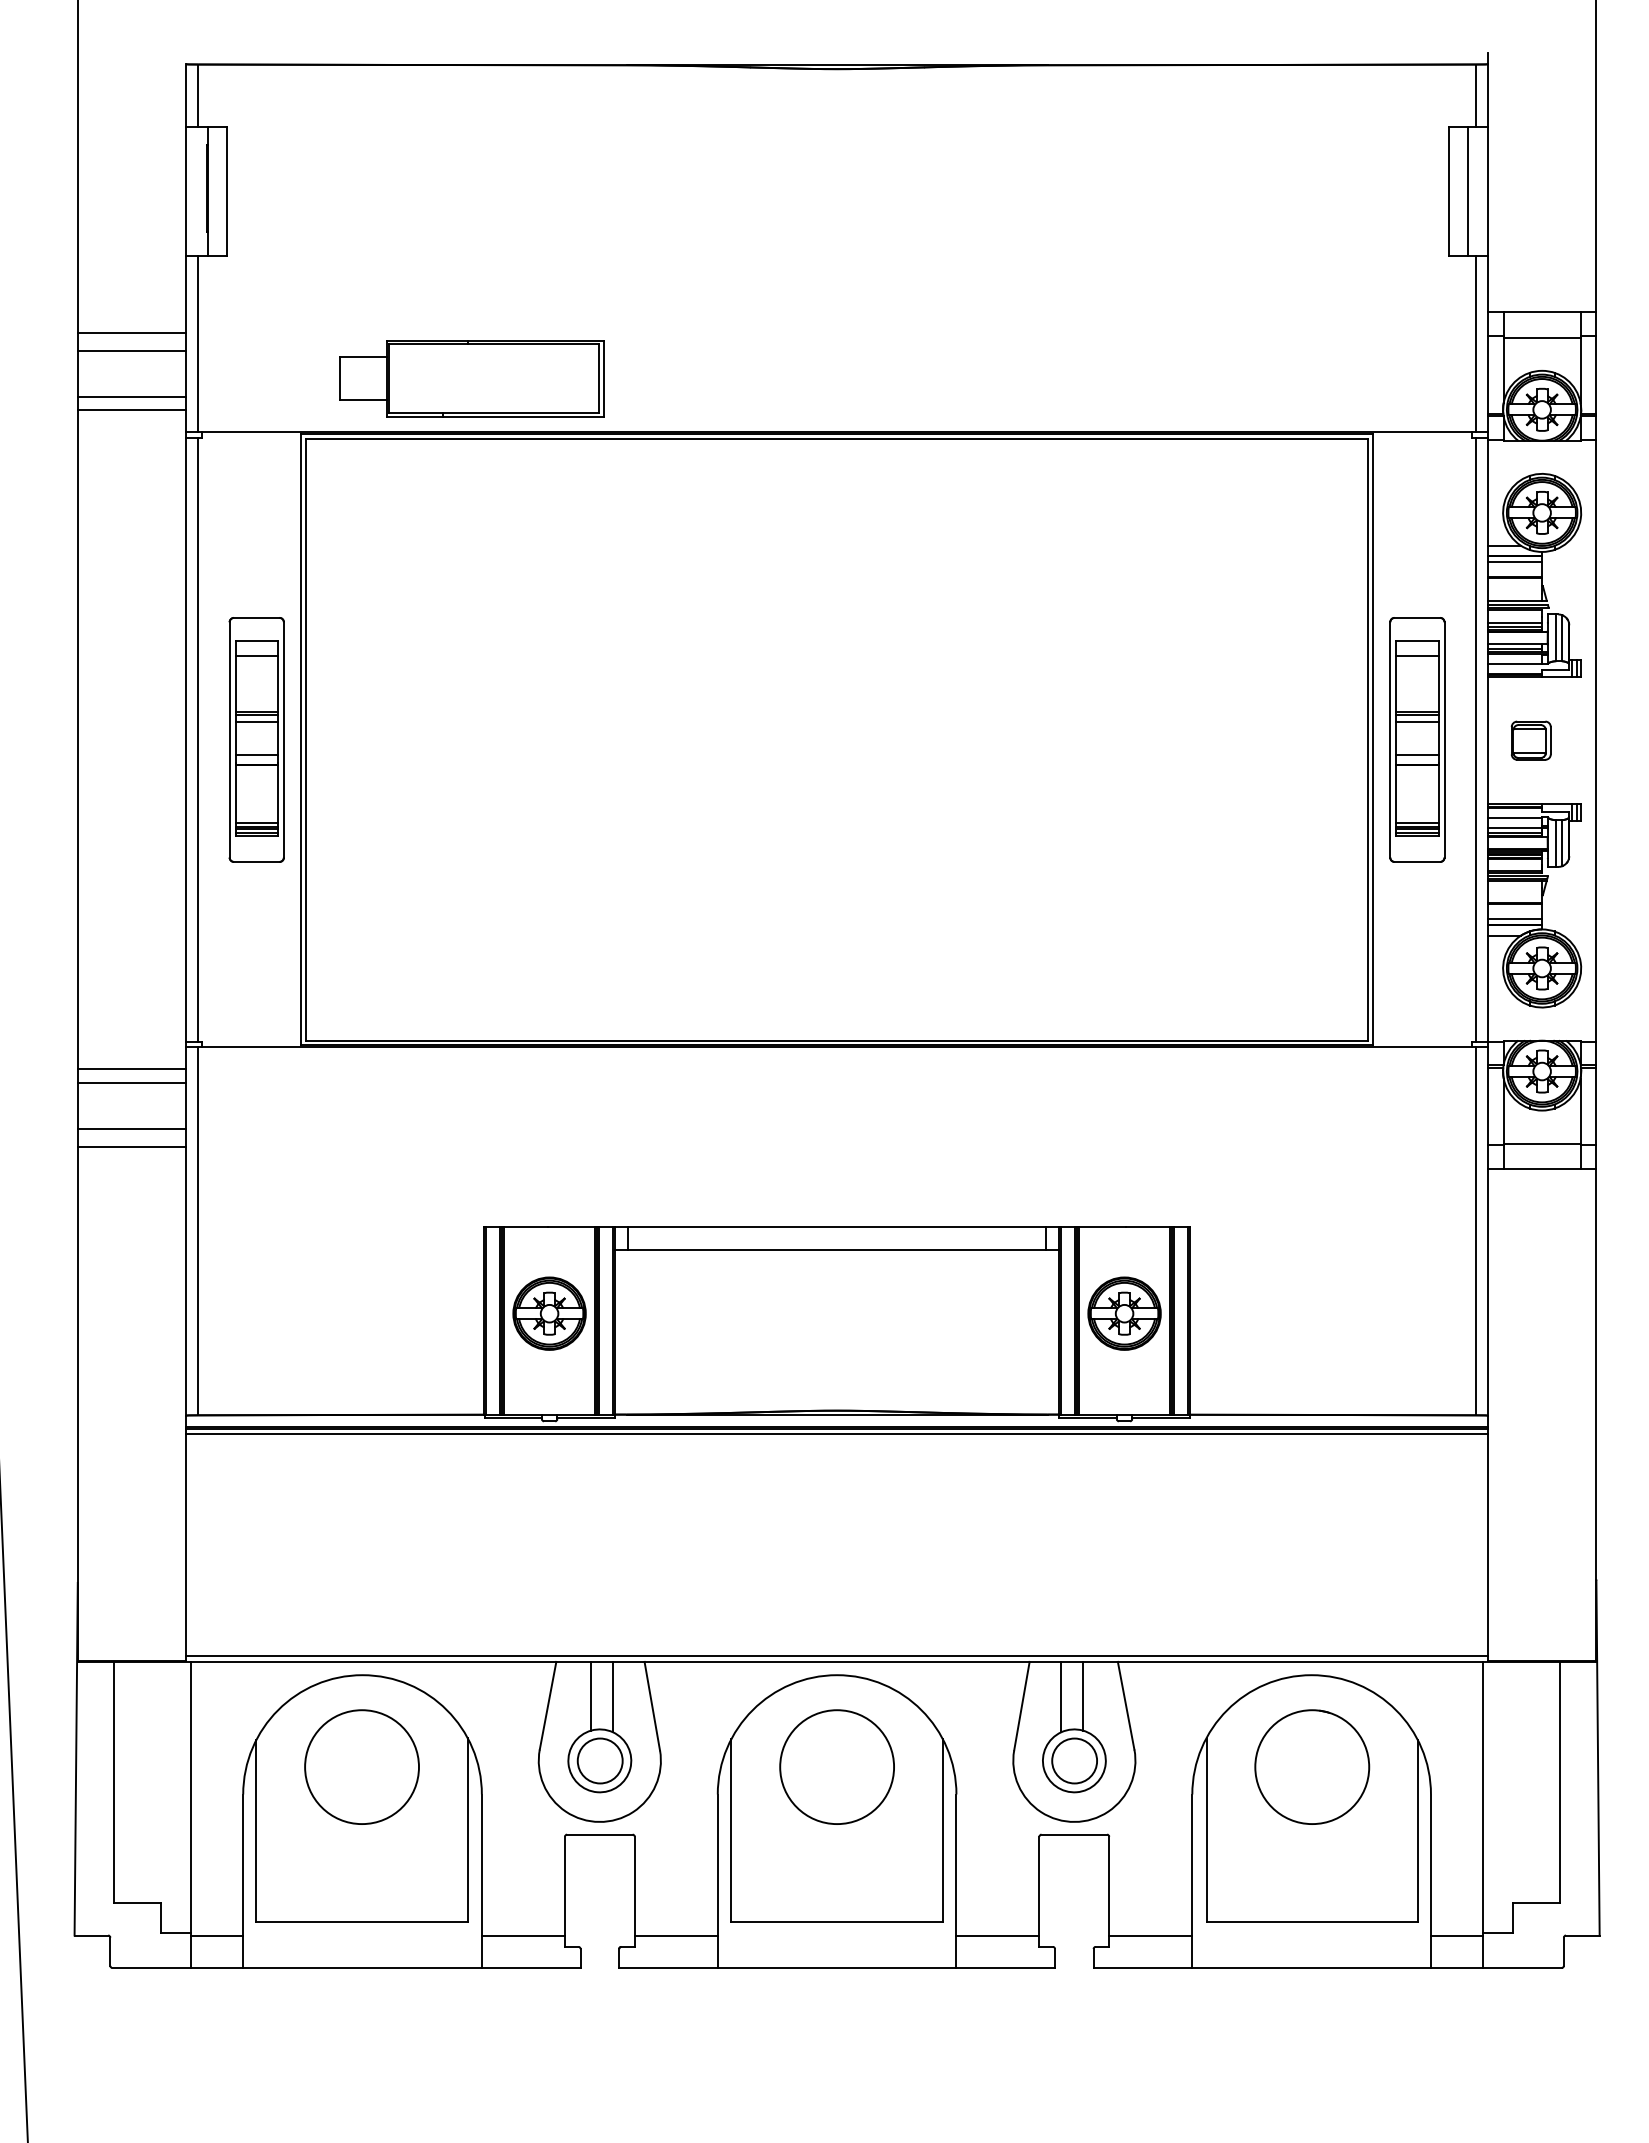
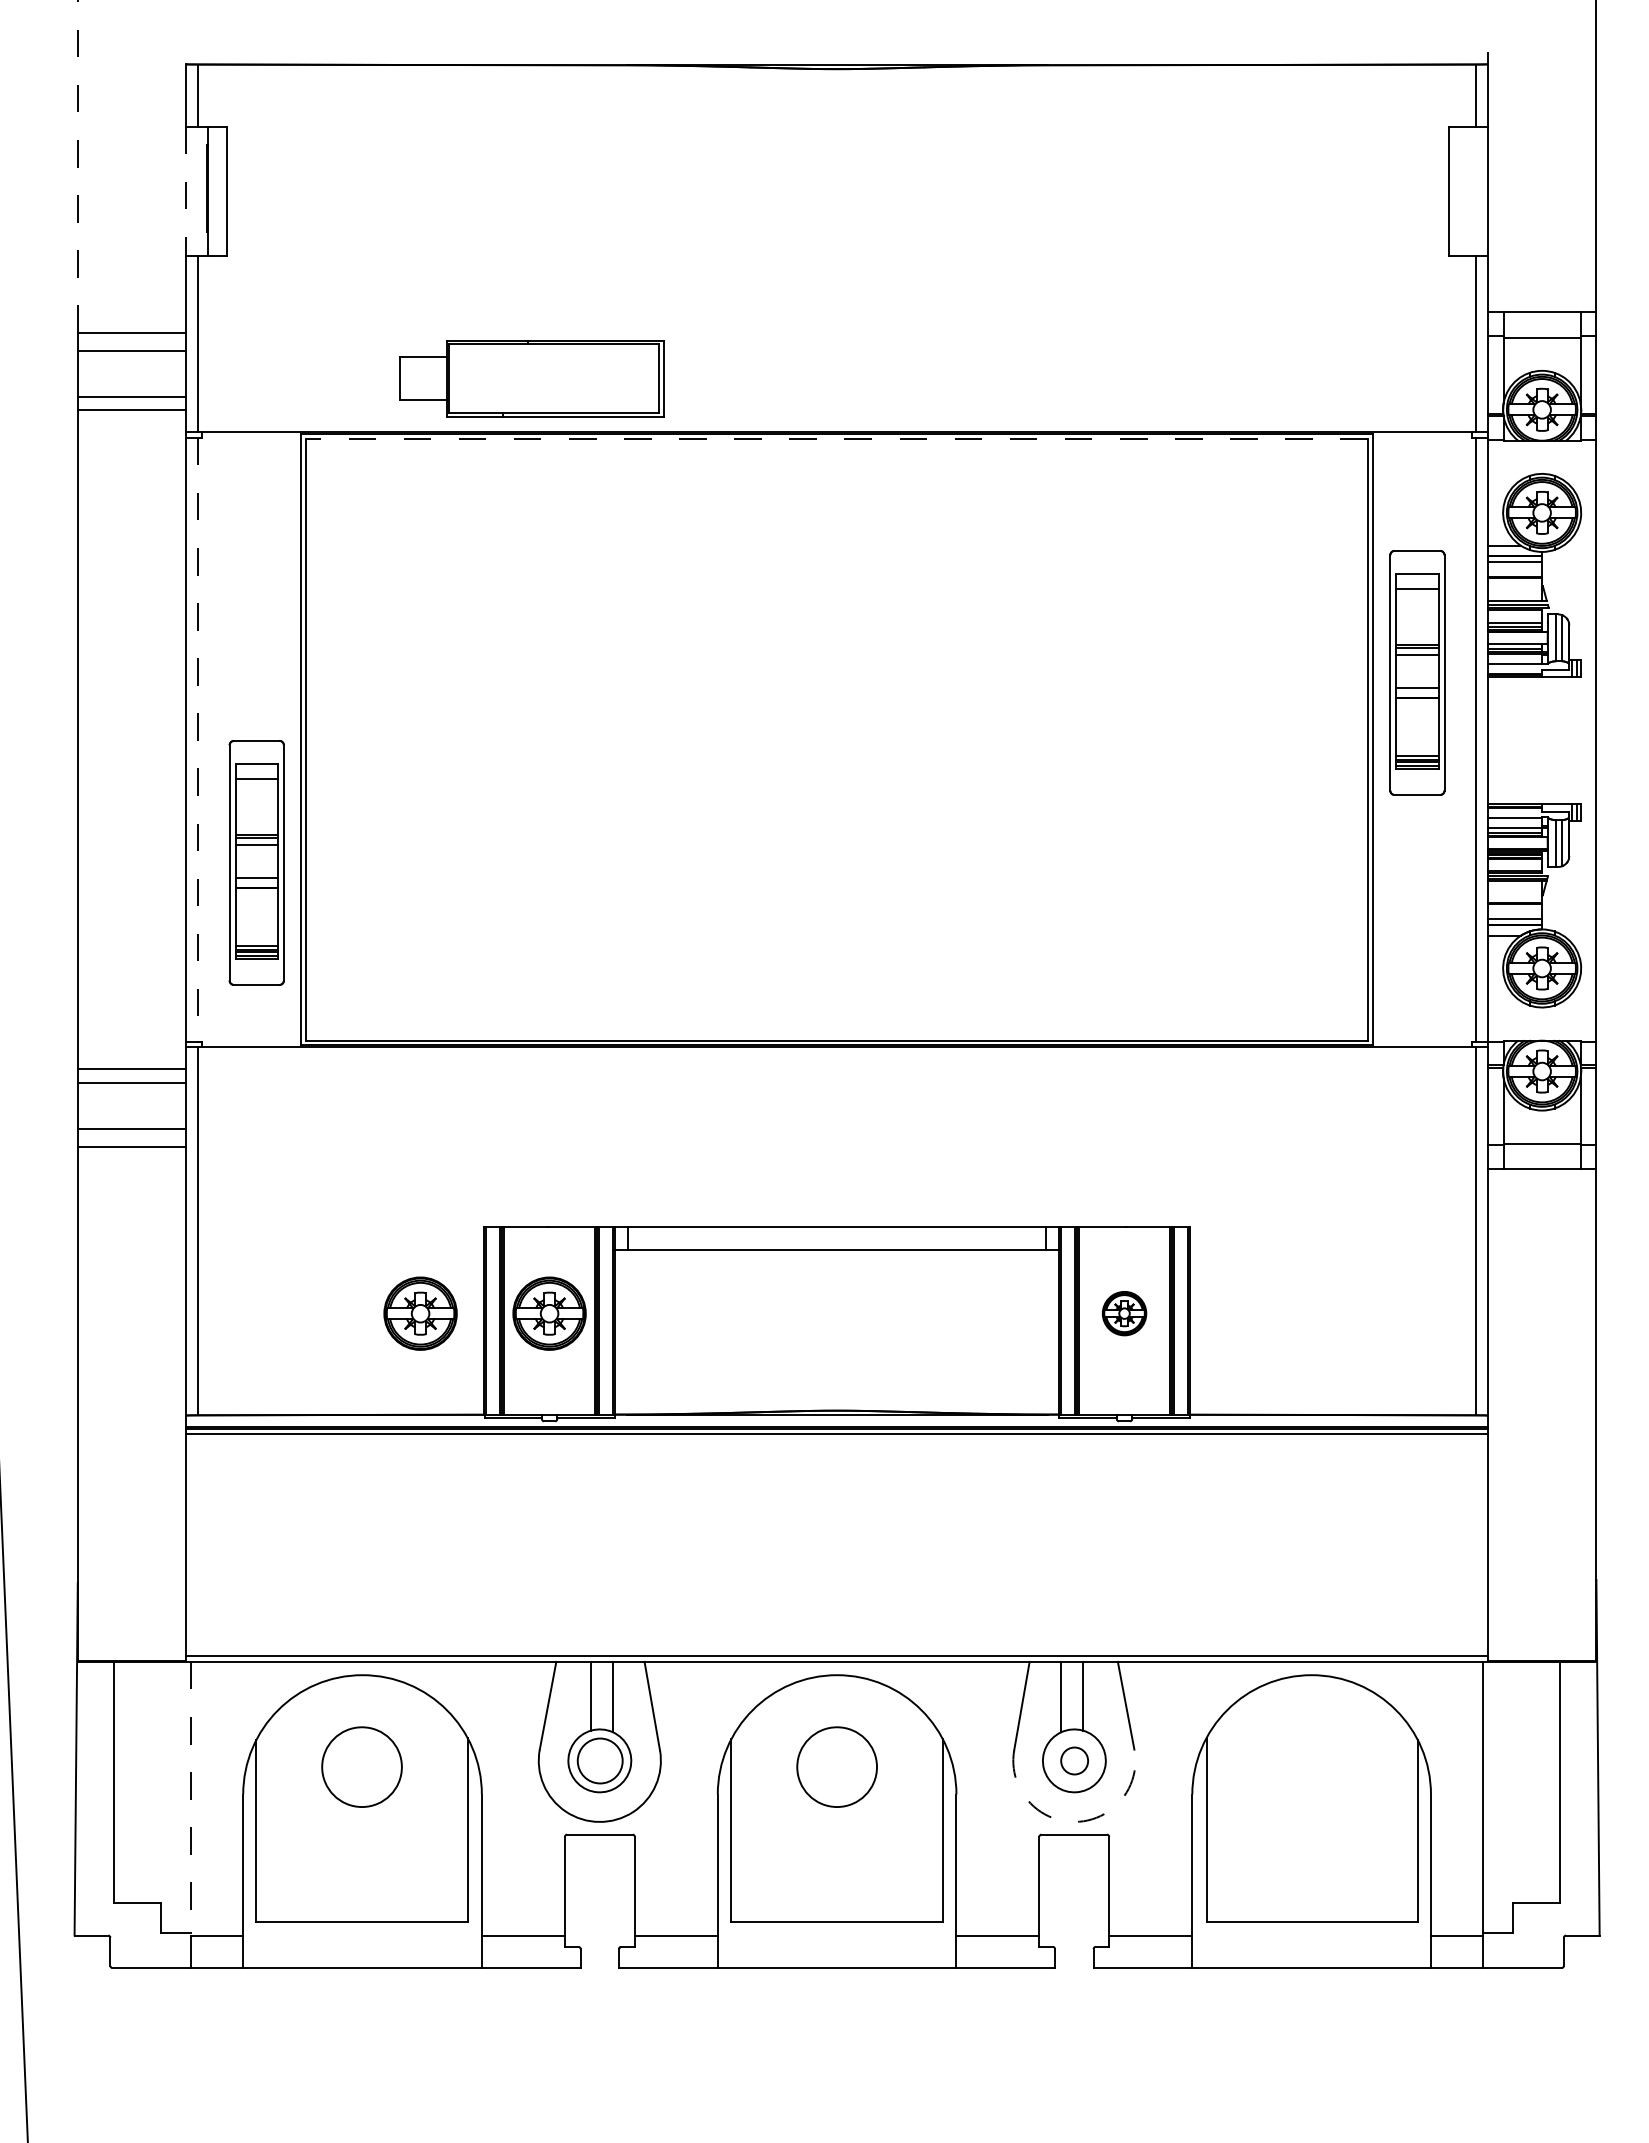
line: solid -> dashed (77, 166)
line: present -> none (1467, 190)
line: solid -> dashed (186, 191)
part position: (471, 378) -> (531, 378) (531, 378)
line: solid -> dashed (837, 438)
part position: (256, 739) -> (256, 862) (256, 862)
part position: (1417, 739) -> (1417, 672) (1417, 672)
line: solid -> dashed (198, 740)
part: present -> none (1530, 740)
part: none -> present (420, 1313)
part size: 75x75 px -> 47x46 px (1124, 1313)
circle diameter: 45 px -> 27 px (1074, 1760)
part: present -> none (1312, 1766)
circle diameter: 114 px -> 80 px (361, 1767)
circle diameter: 114 px -> 80 px (837, 1767)
line: solid -> dashed (191, 1798)
arc: solid -> dashed (1074, 1821)
